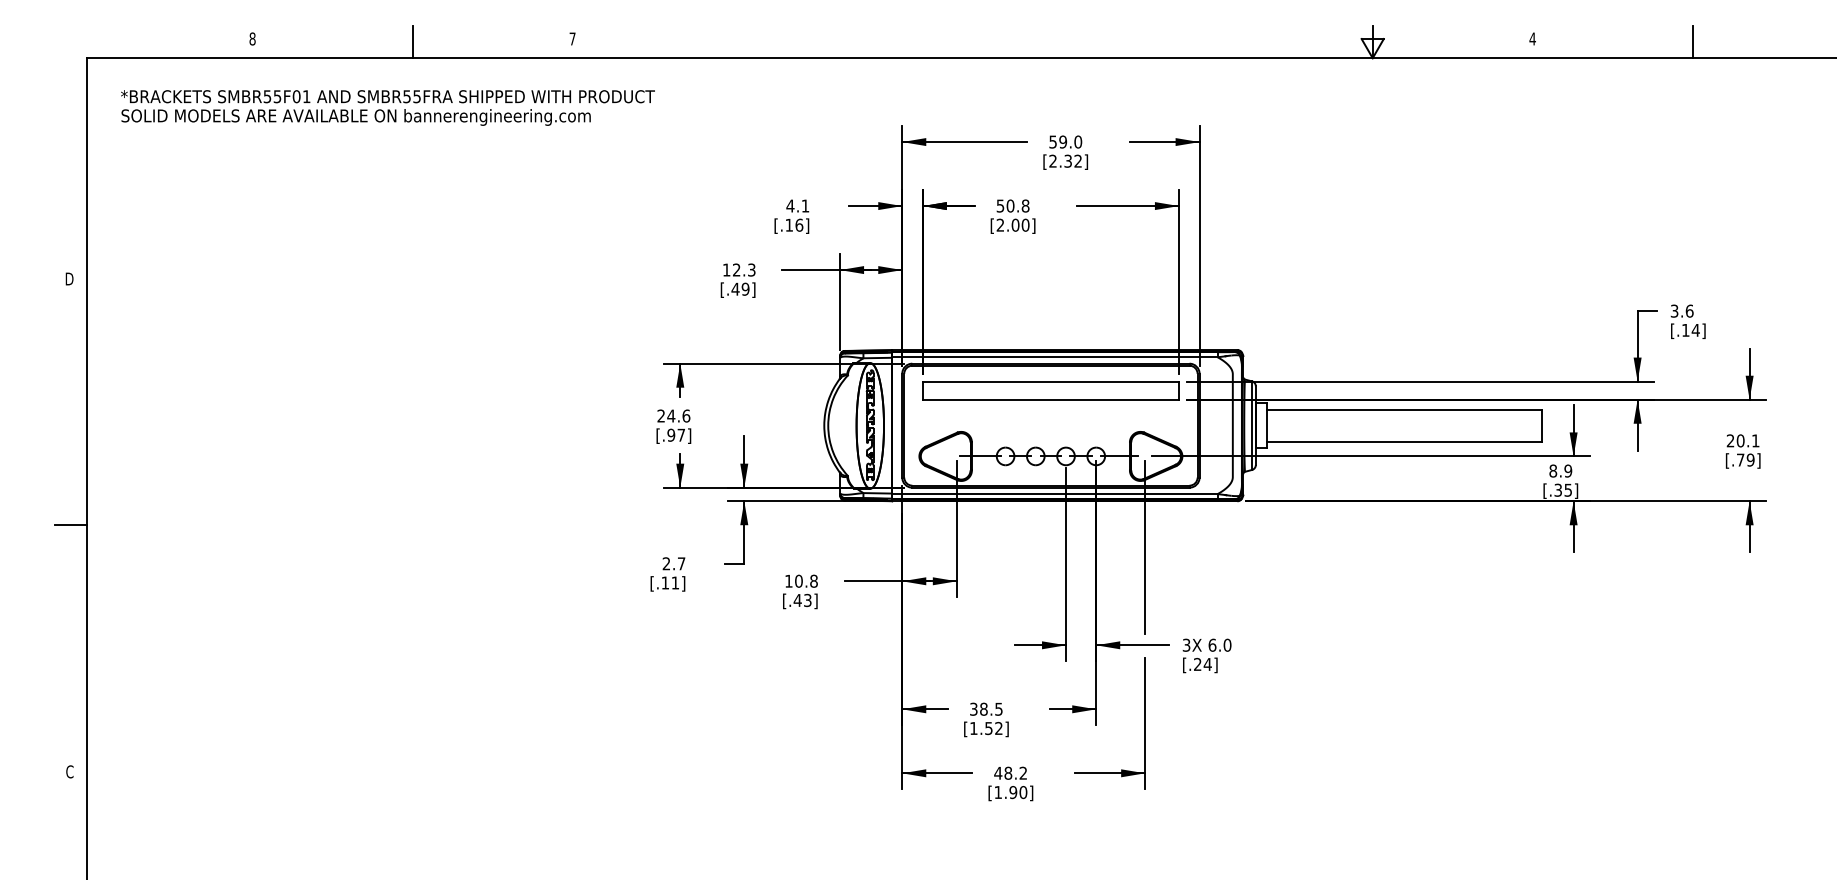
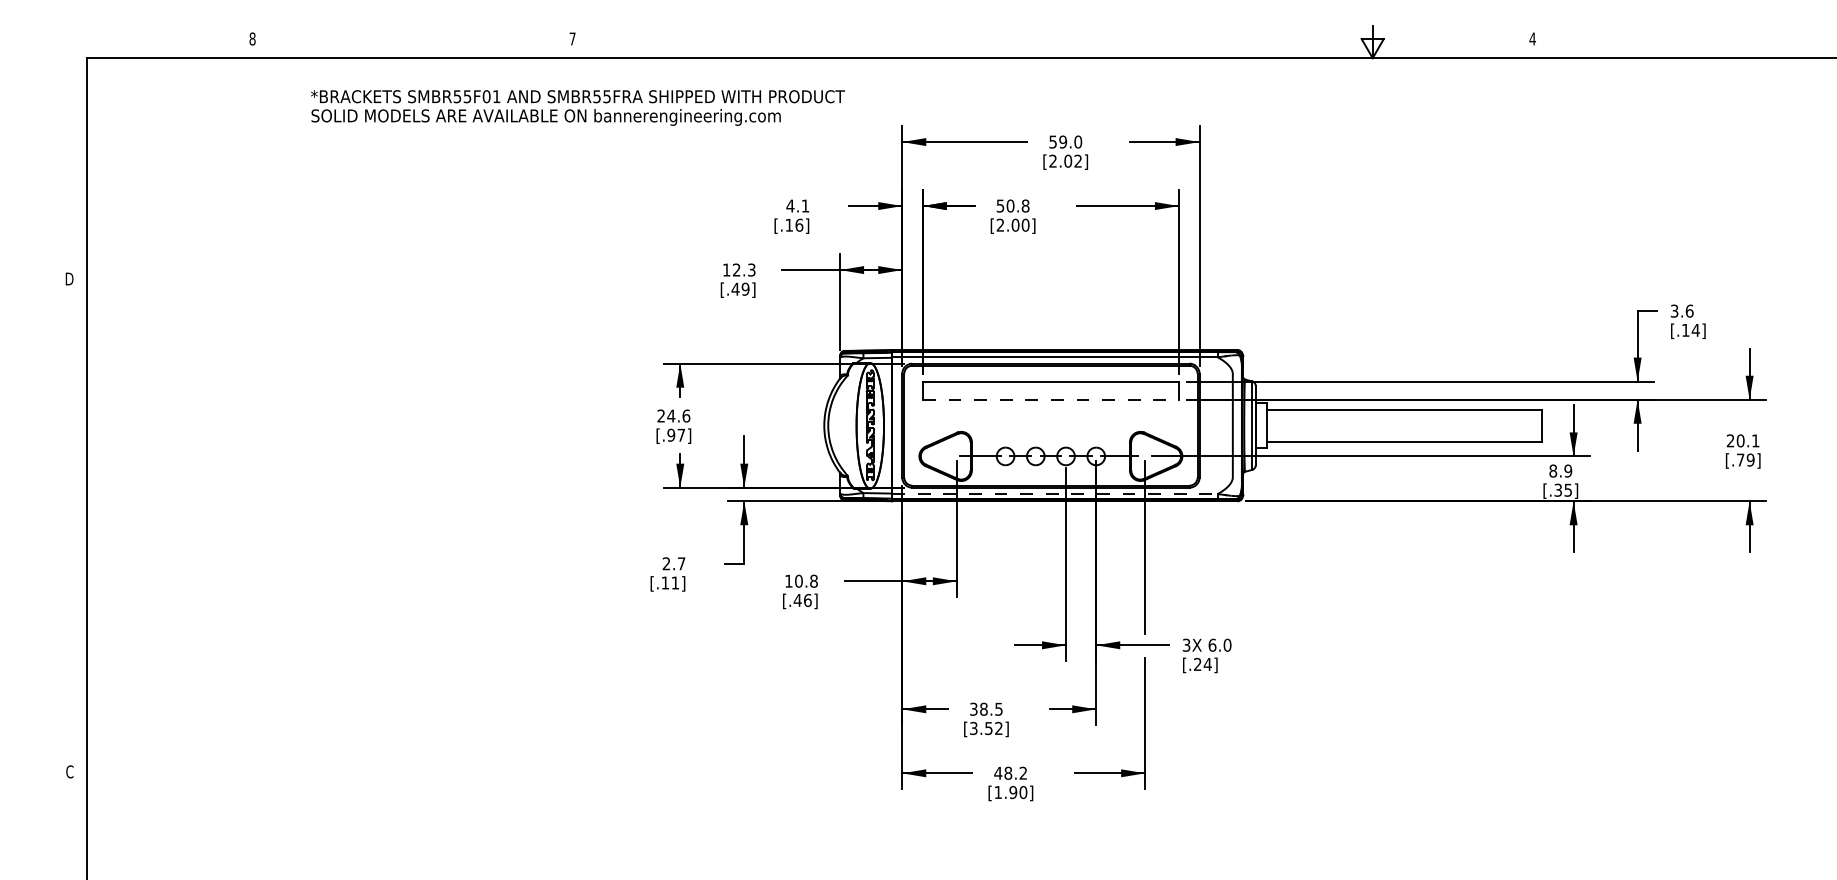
line: present -> none (412, 42)
line: present -> none (1692, 42)
text position: (387, 107) -> (577, 107) (577, 107)
text: [2.32] -> [2.02] (1068, 160)
line: solid -> dashed (1051, 399)
line: solid -> dashed (1054, 494)
line: present -> none (71, 525)
text: [.43] -> [.46] (807, 600)
text: [1.52] -> [3.52] (973, 728)
